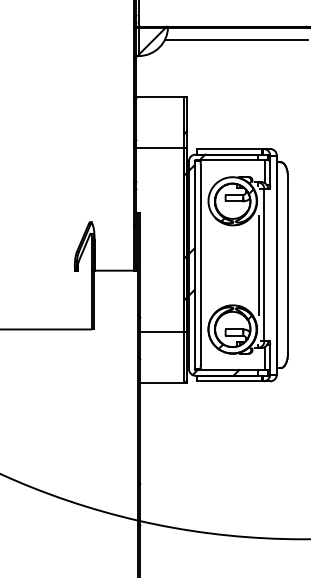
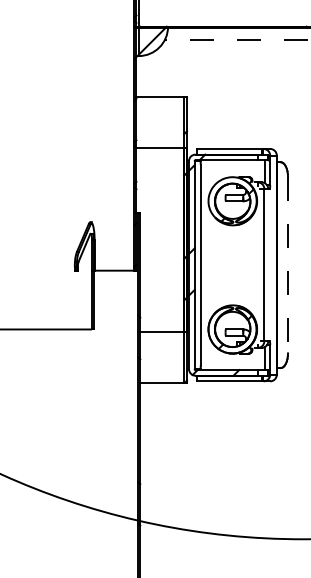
line: solid -> dashed (235, 39)
line: present -> none (258, 265)
line: solid -> dashed (288, 265)
